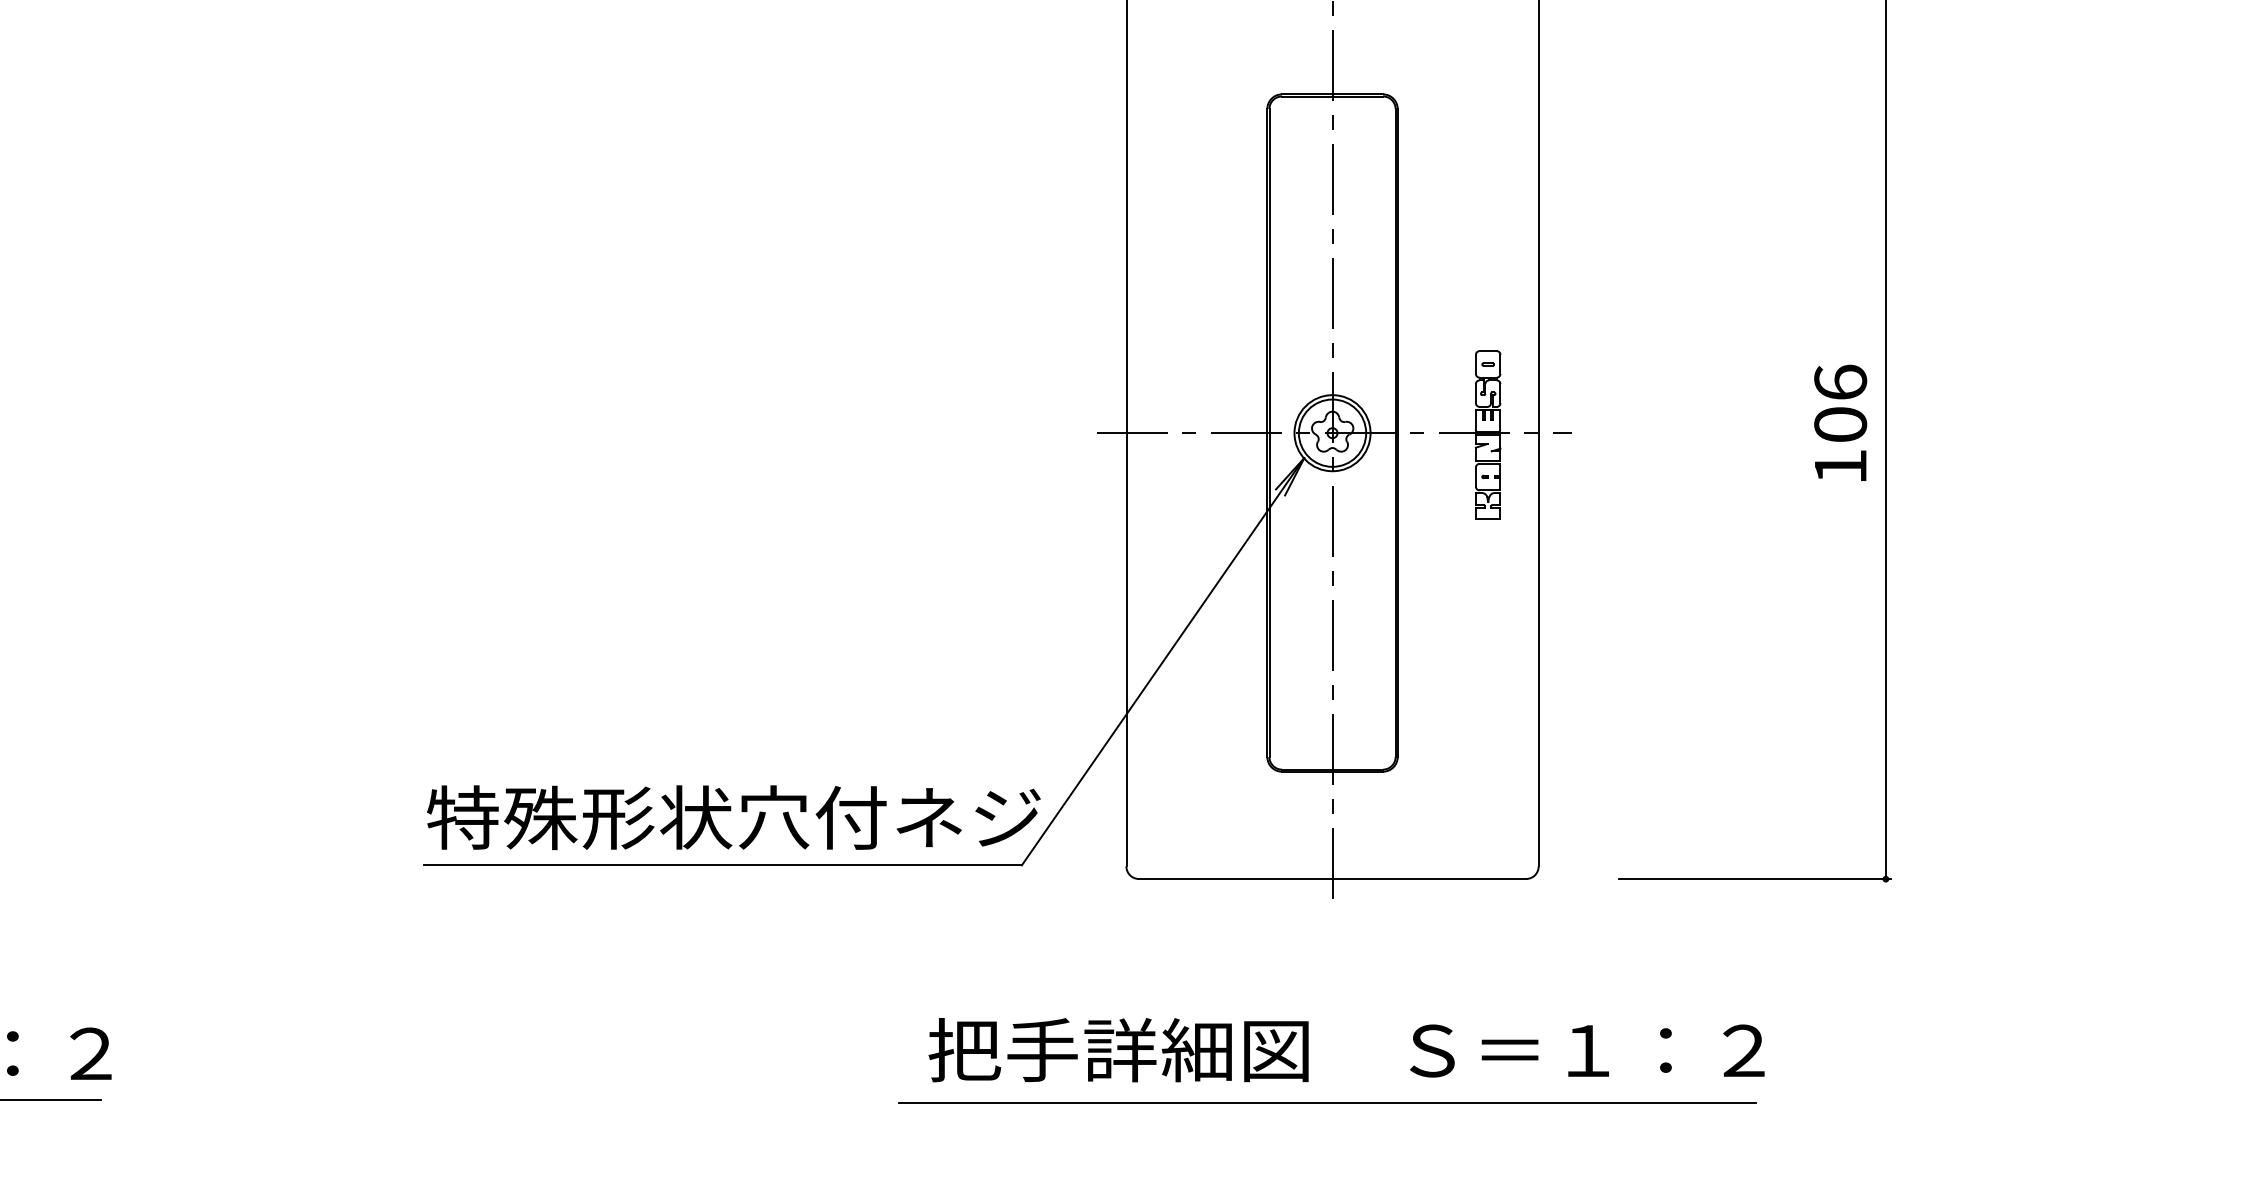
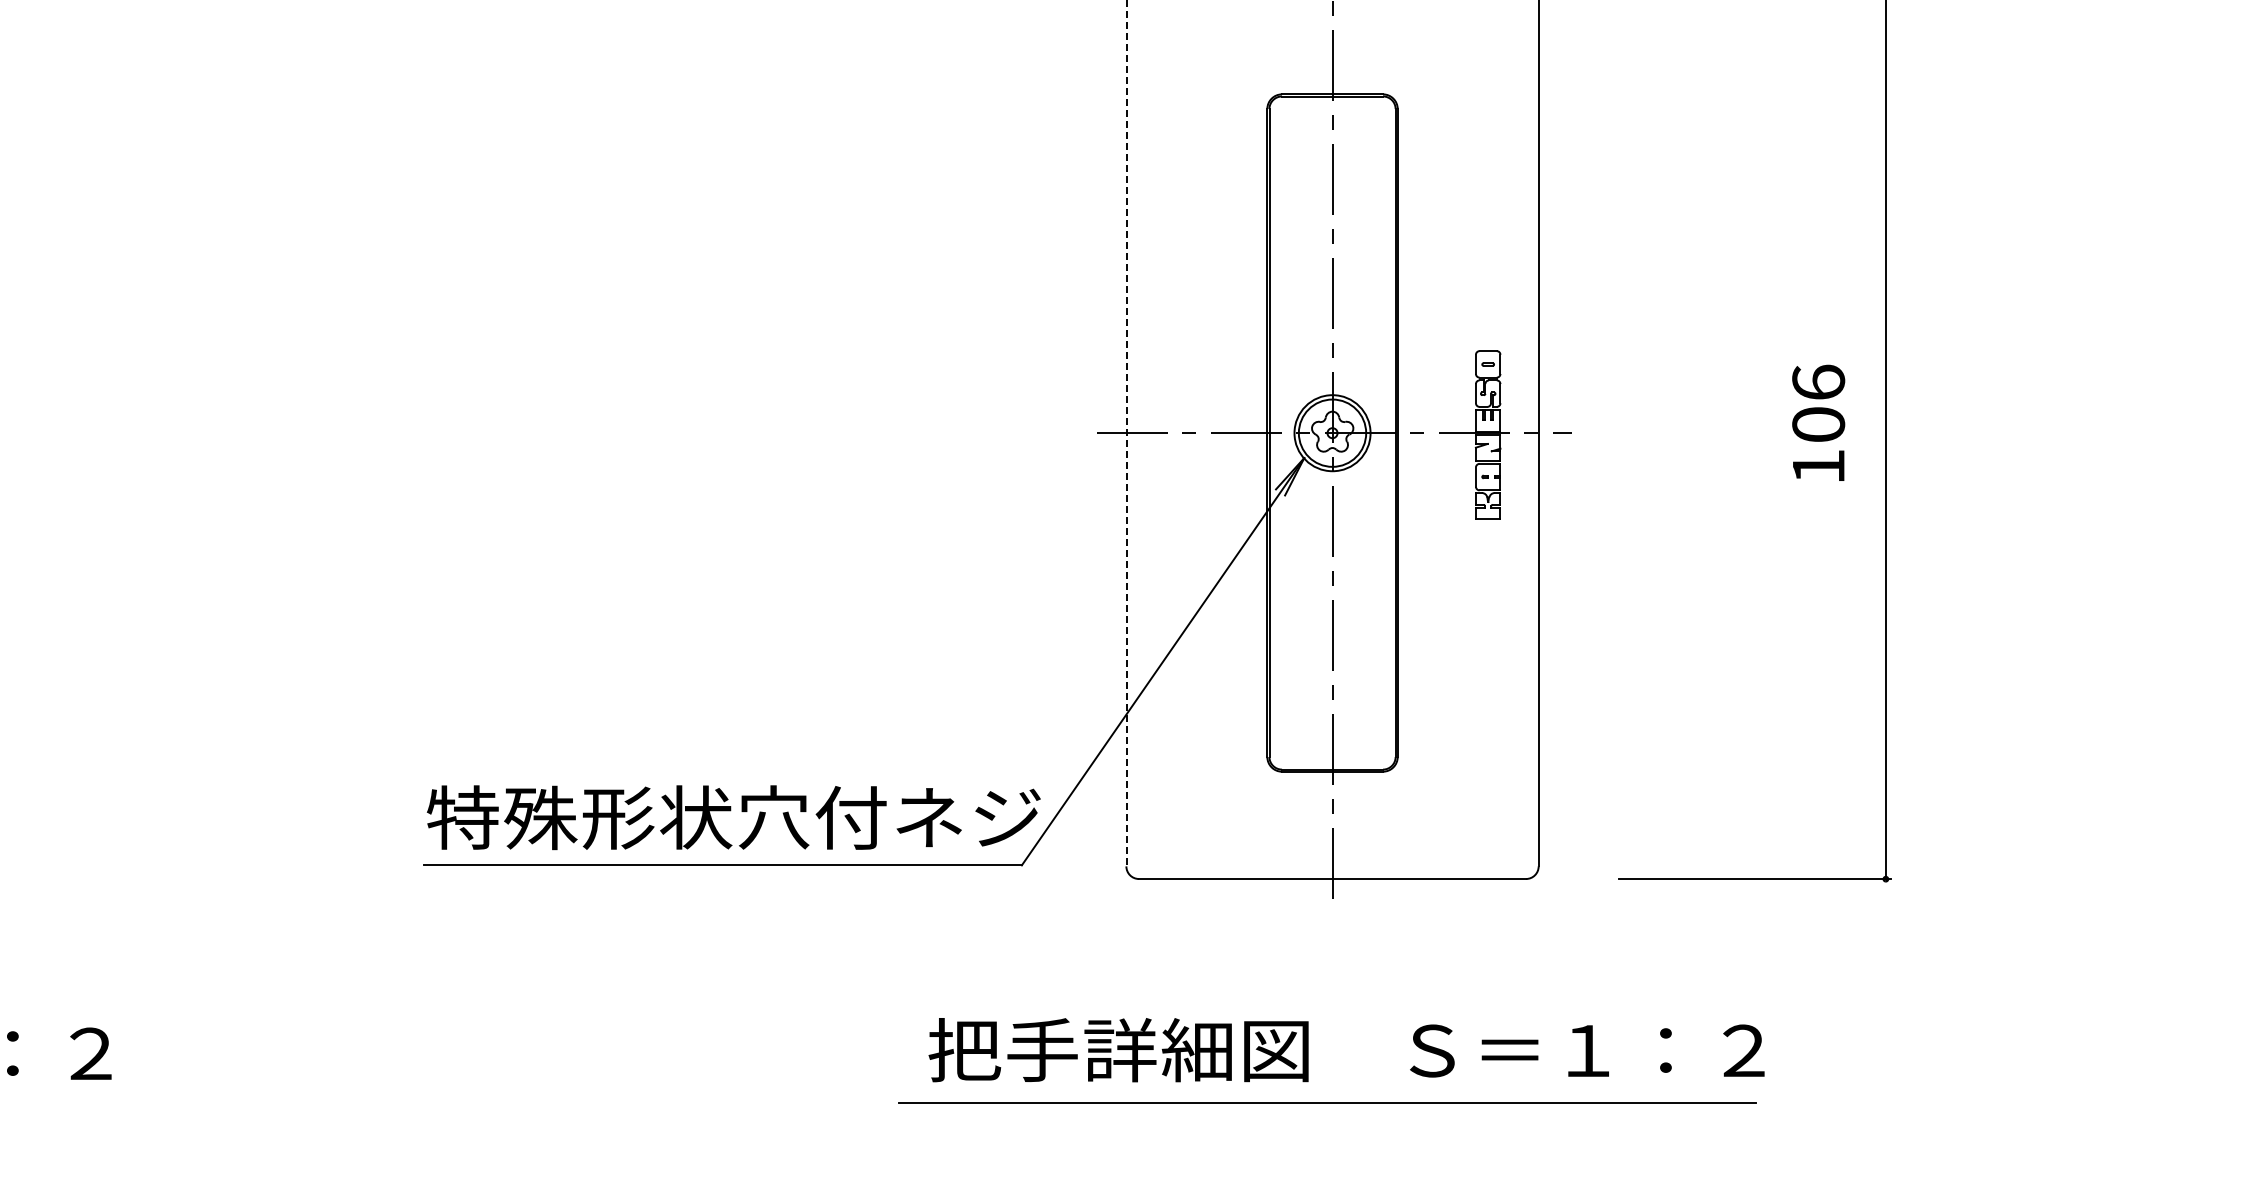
text position: (1840, 422) -> (1818, 422) (1818, 422)
line: solid -> dashed (1126, 433)
line: present -> none (51, 1100)
